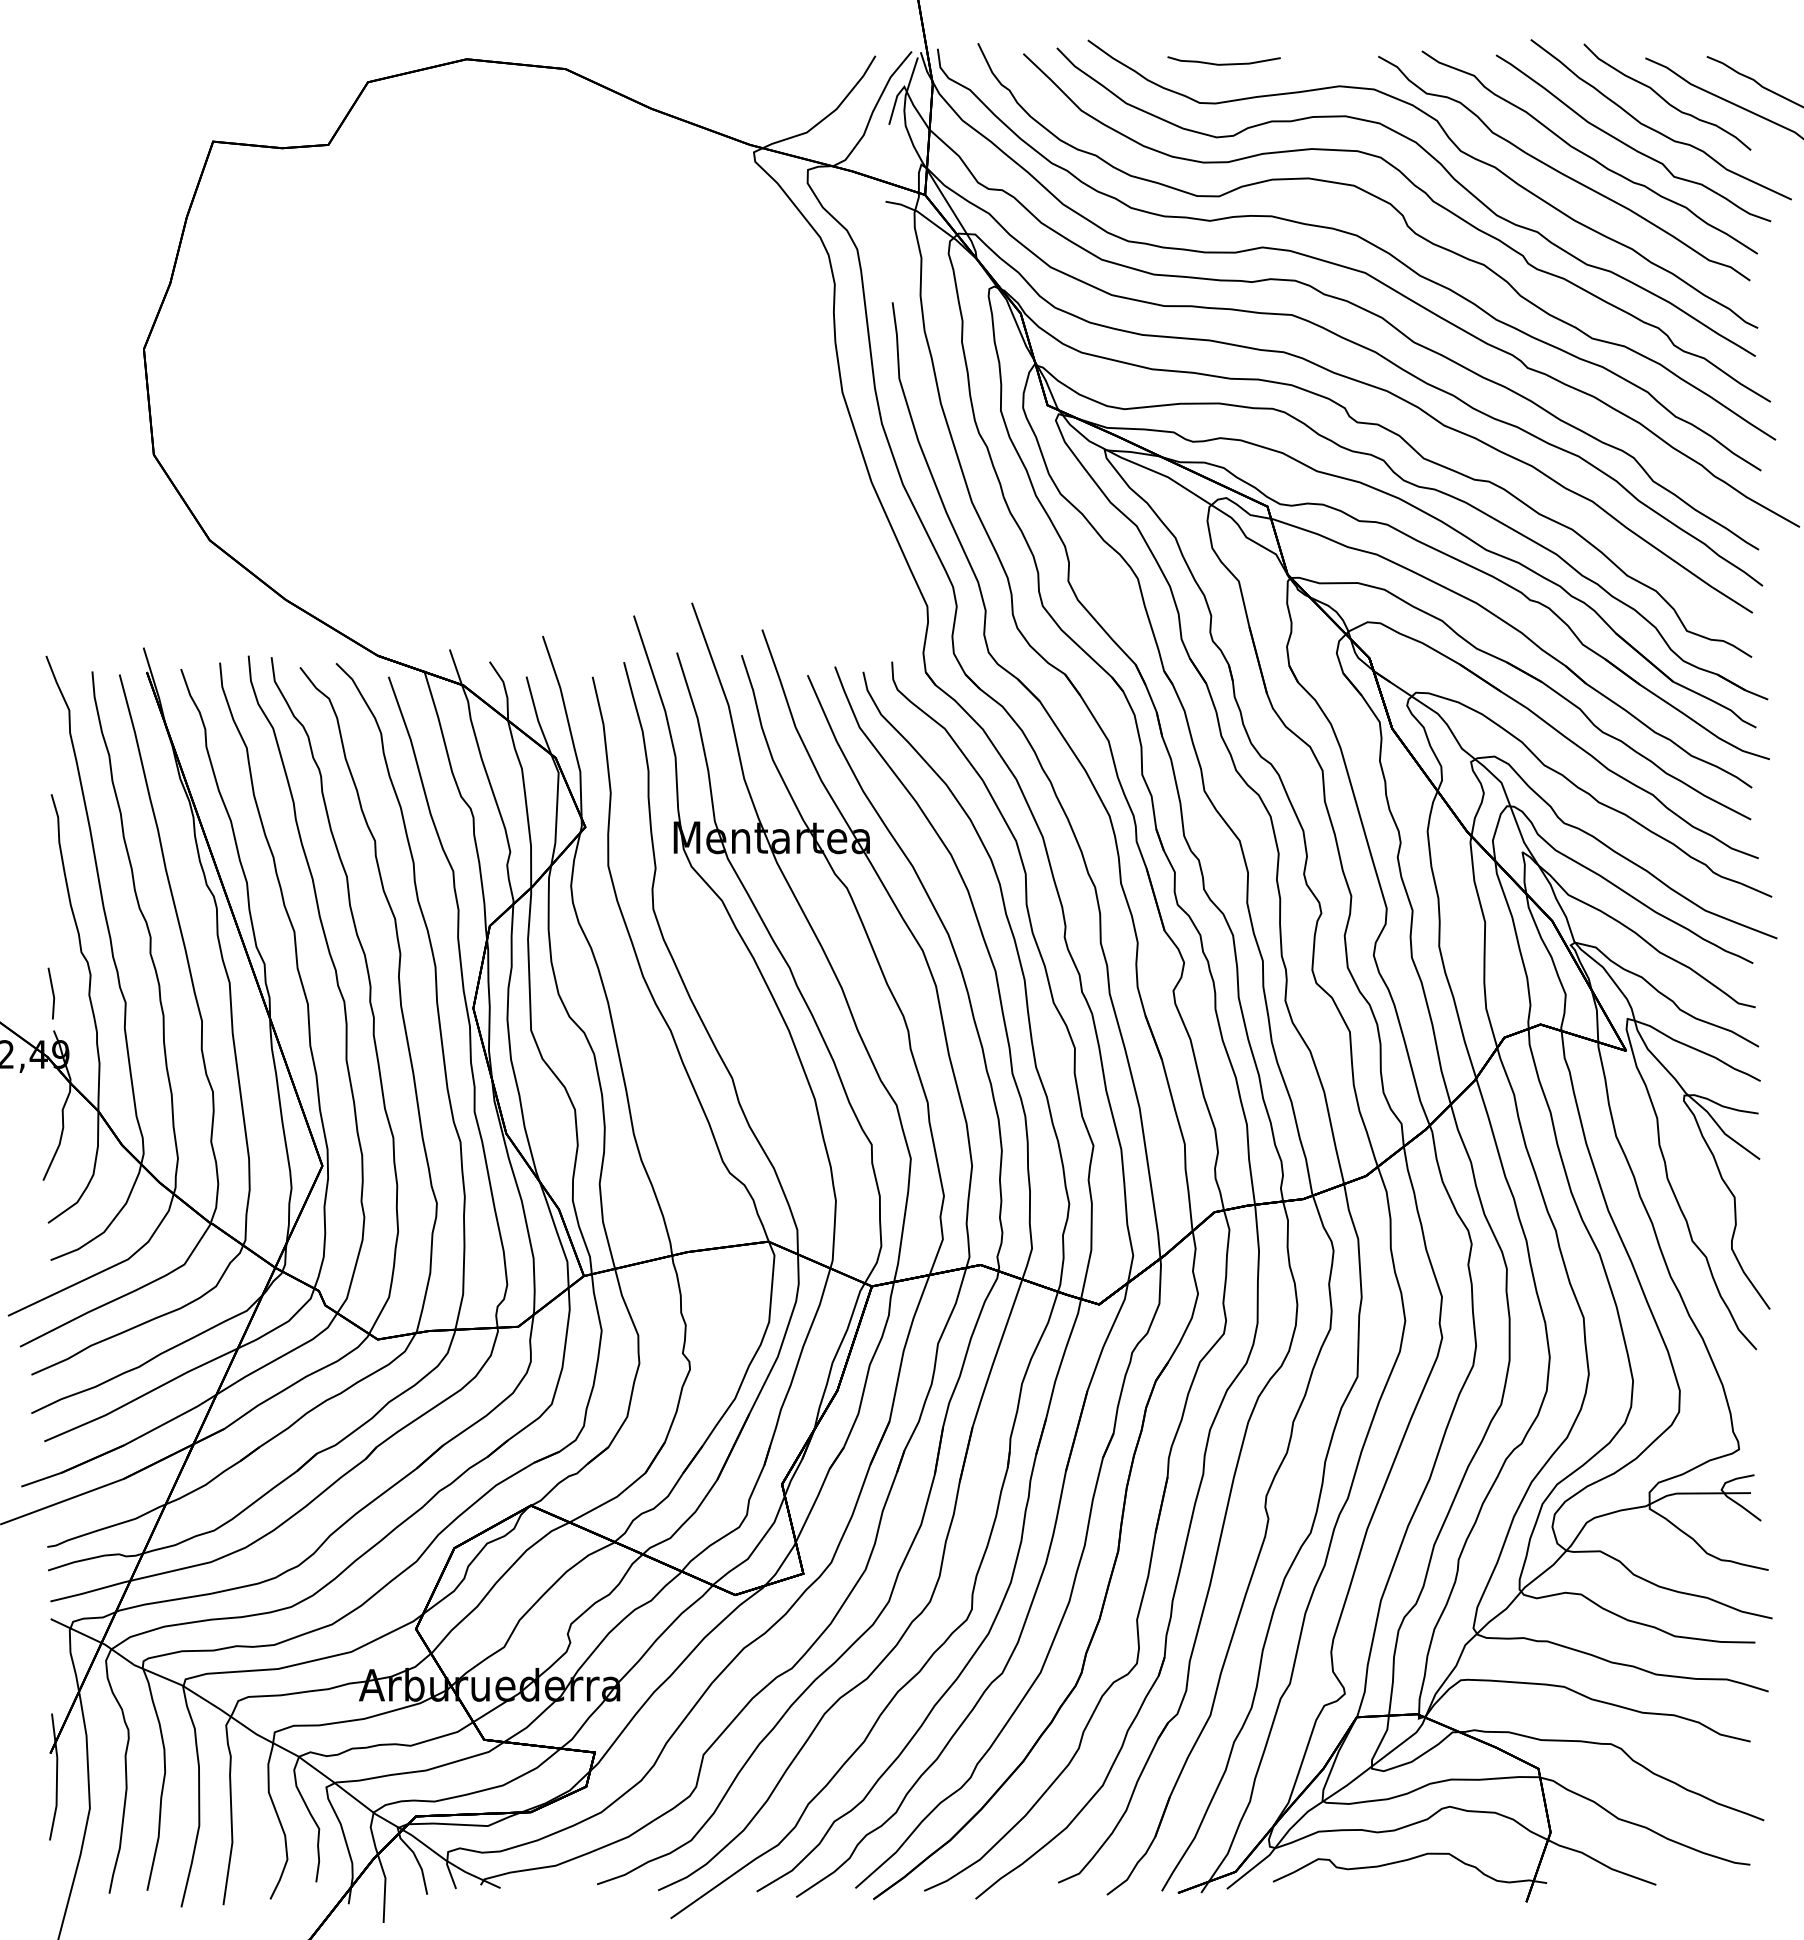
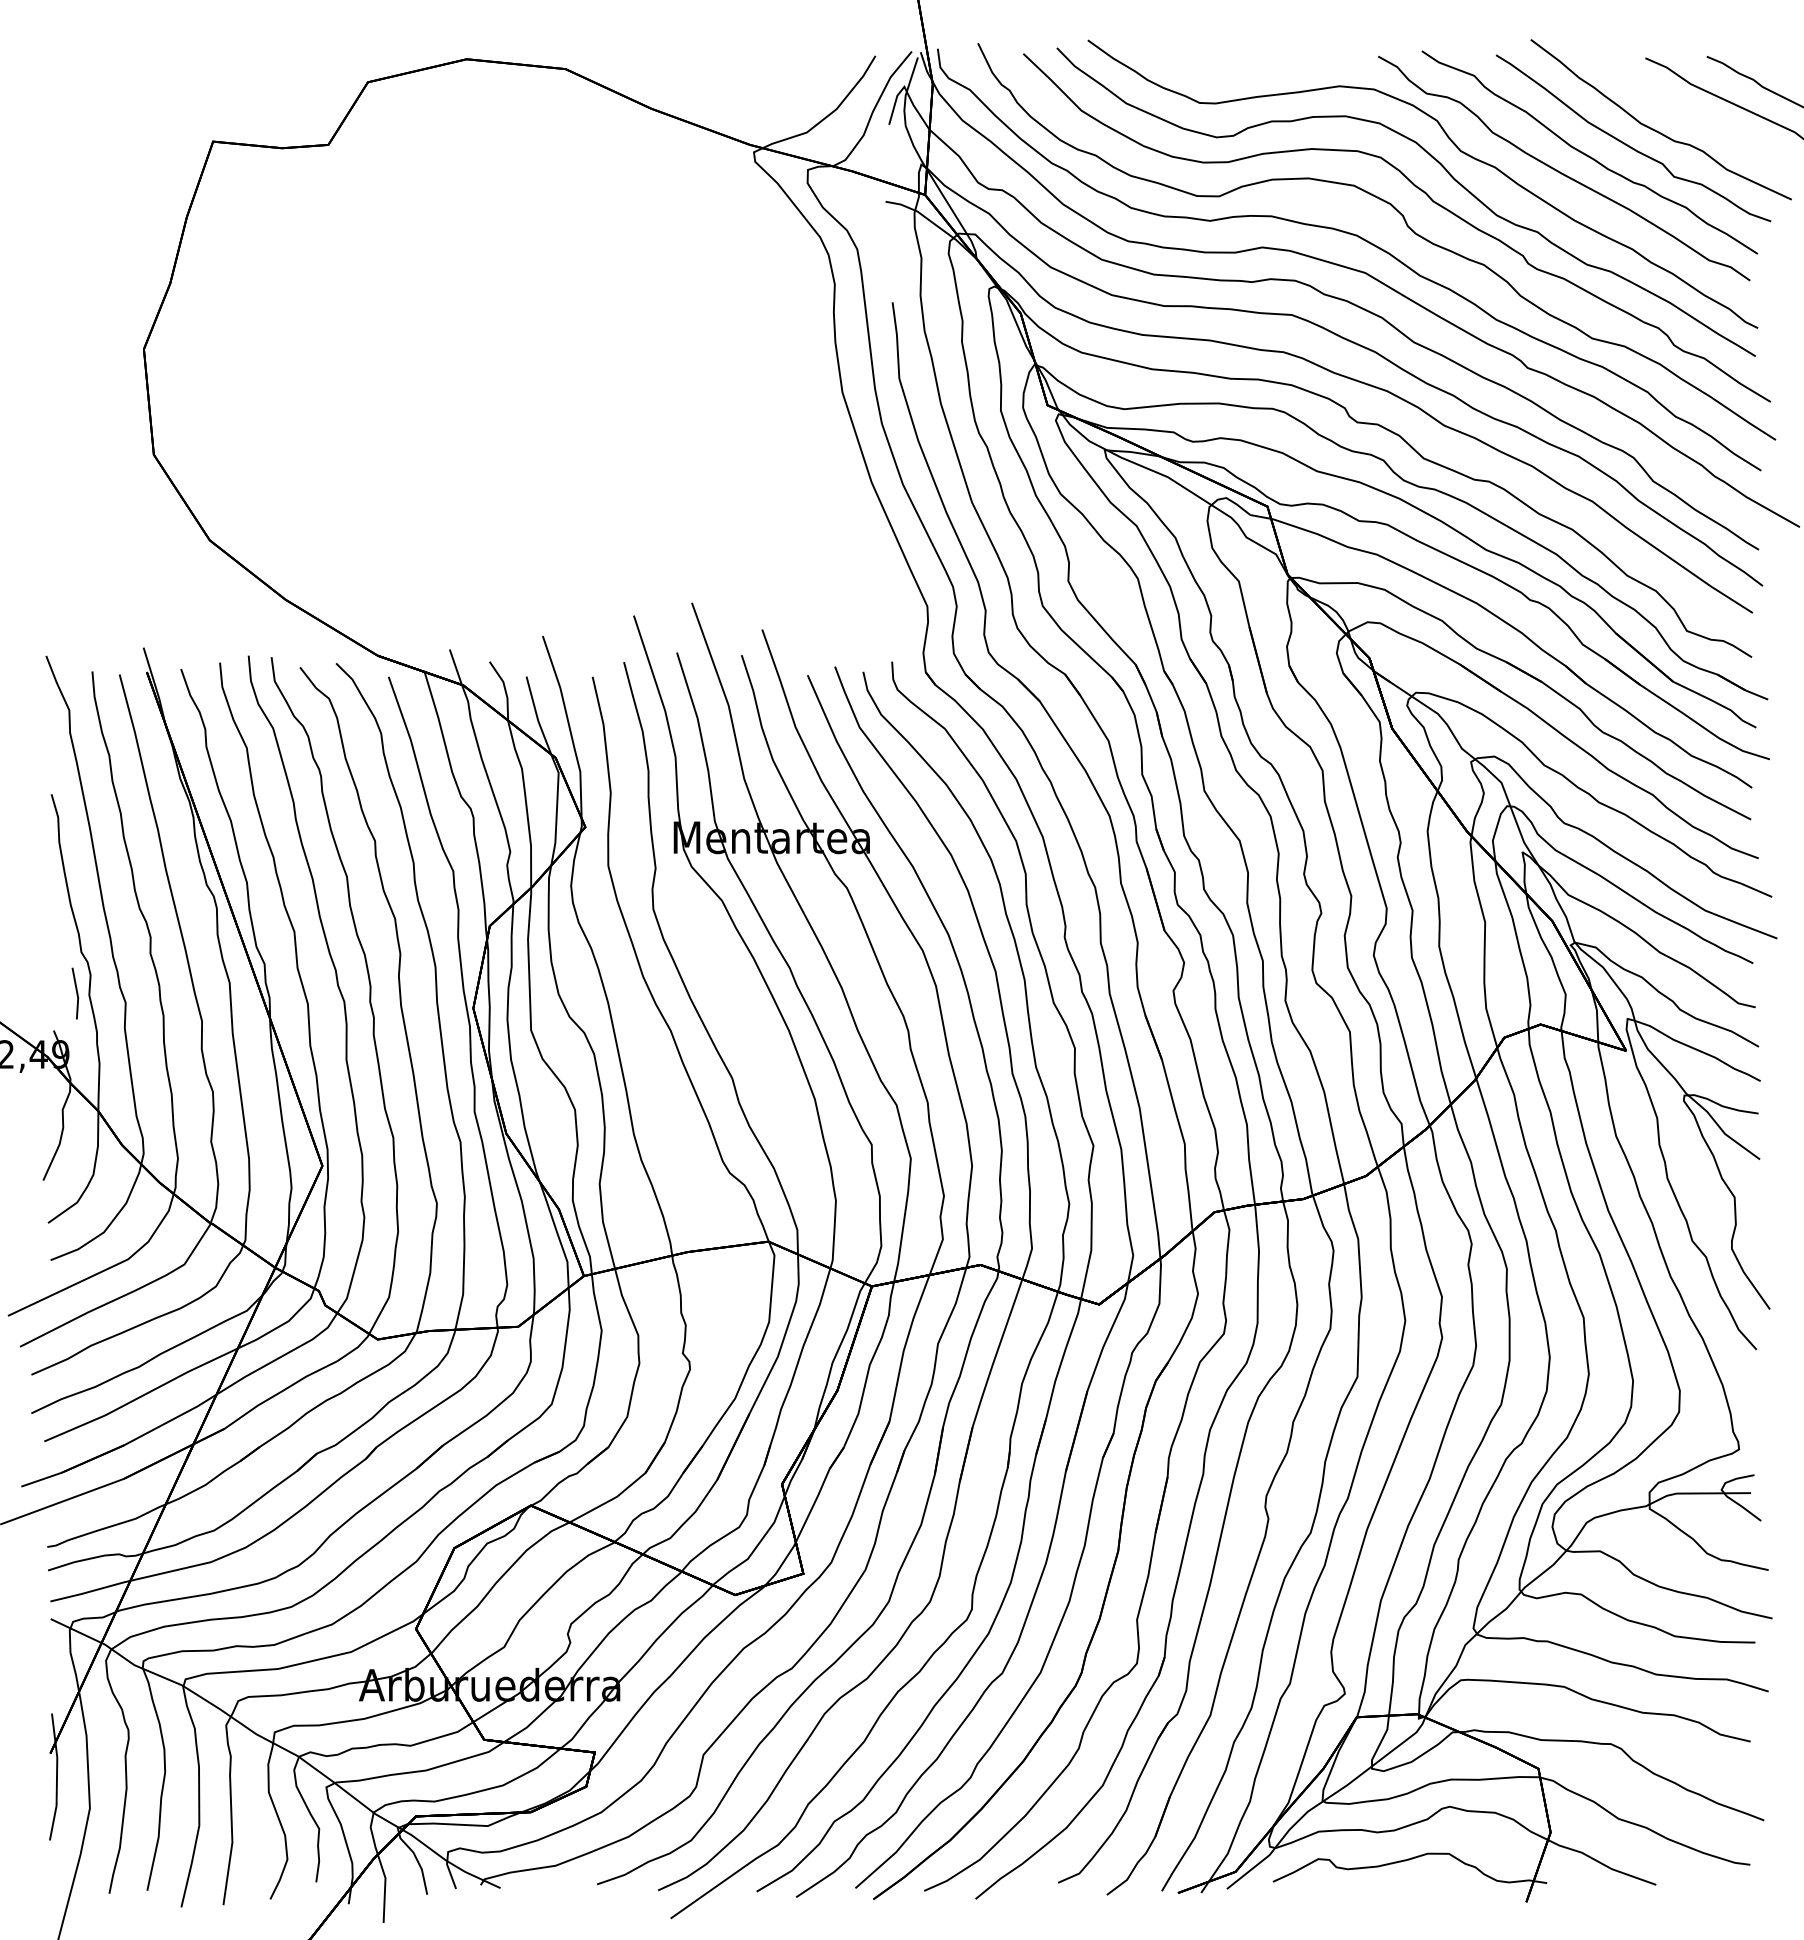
curve: present -> none (1223, 63)
curve: present -> none (1664, 98)
line position: (52, 993) -> (76, 993) (76, 993)
